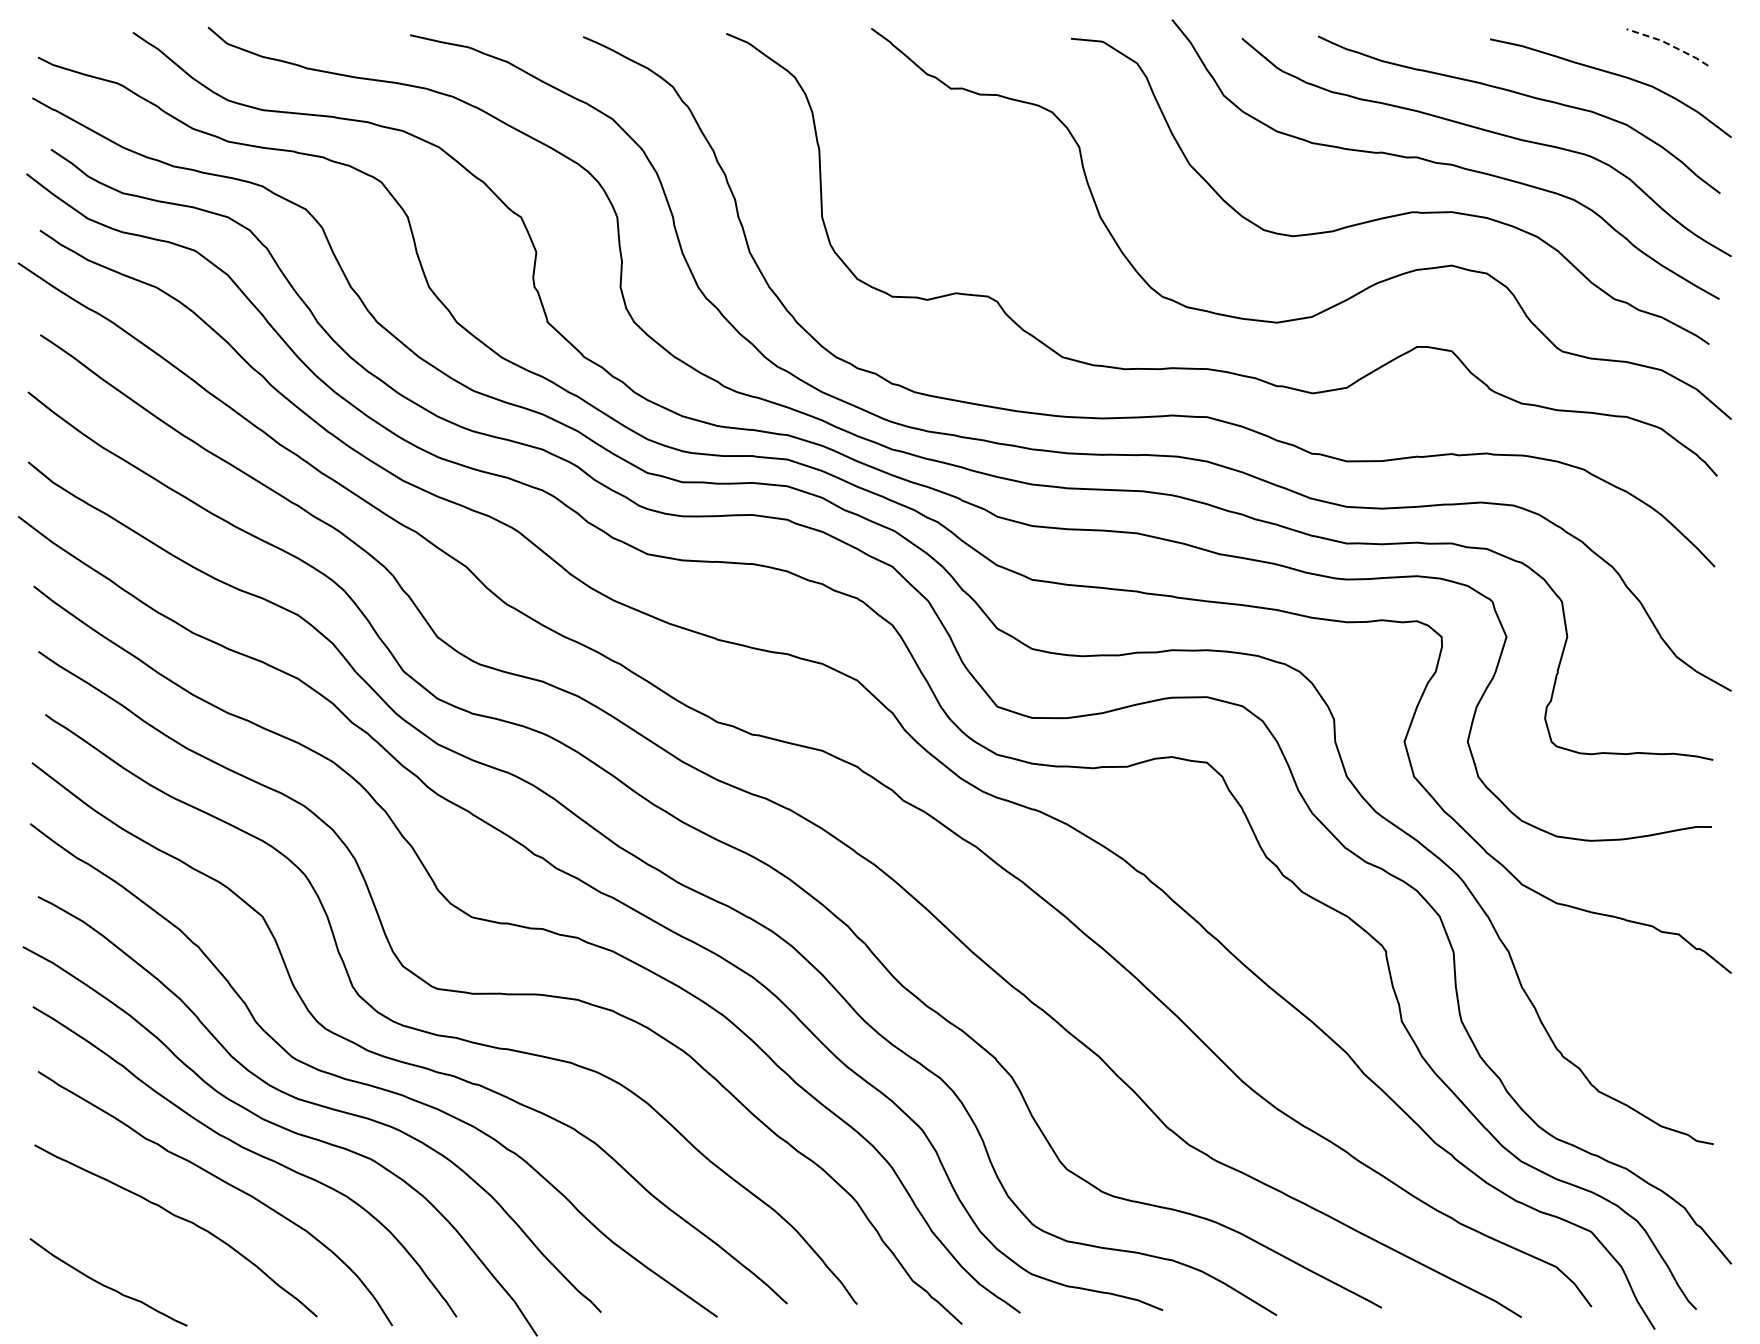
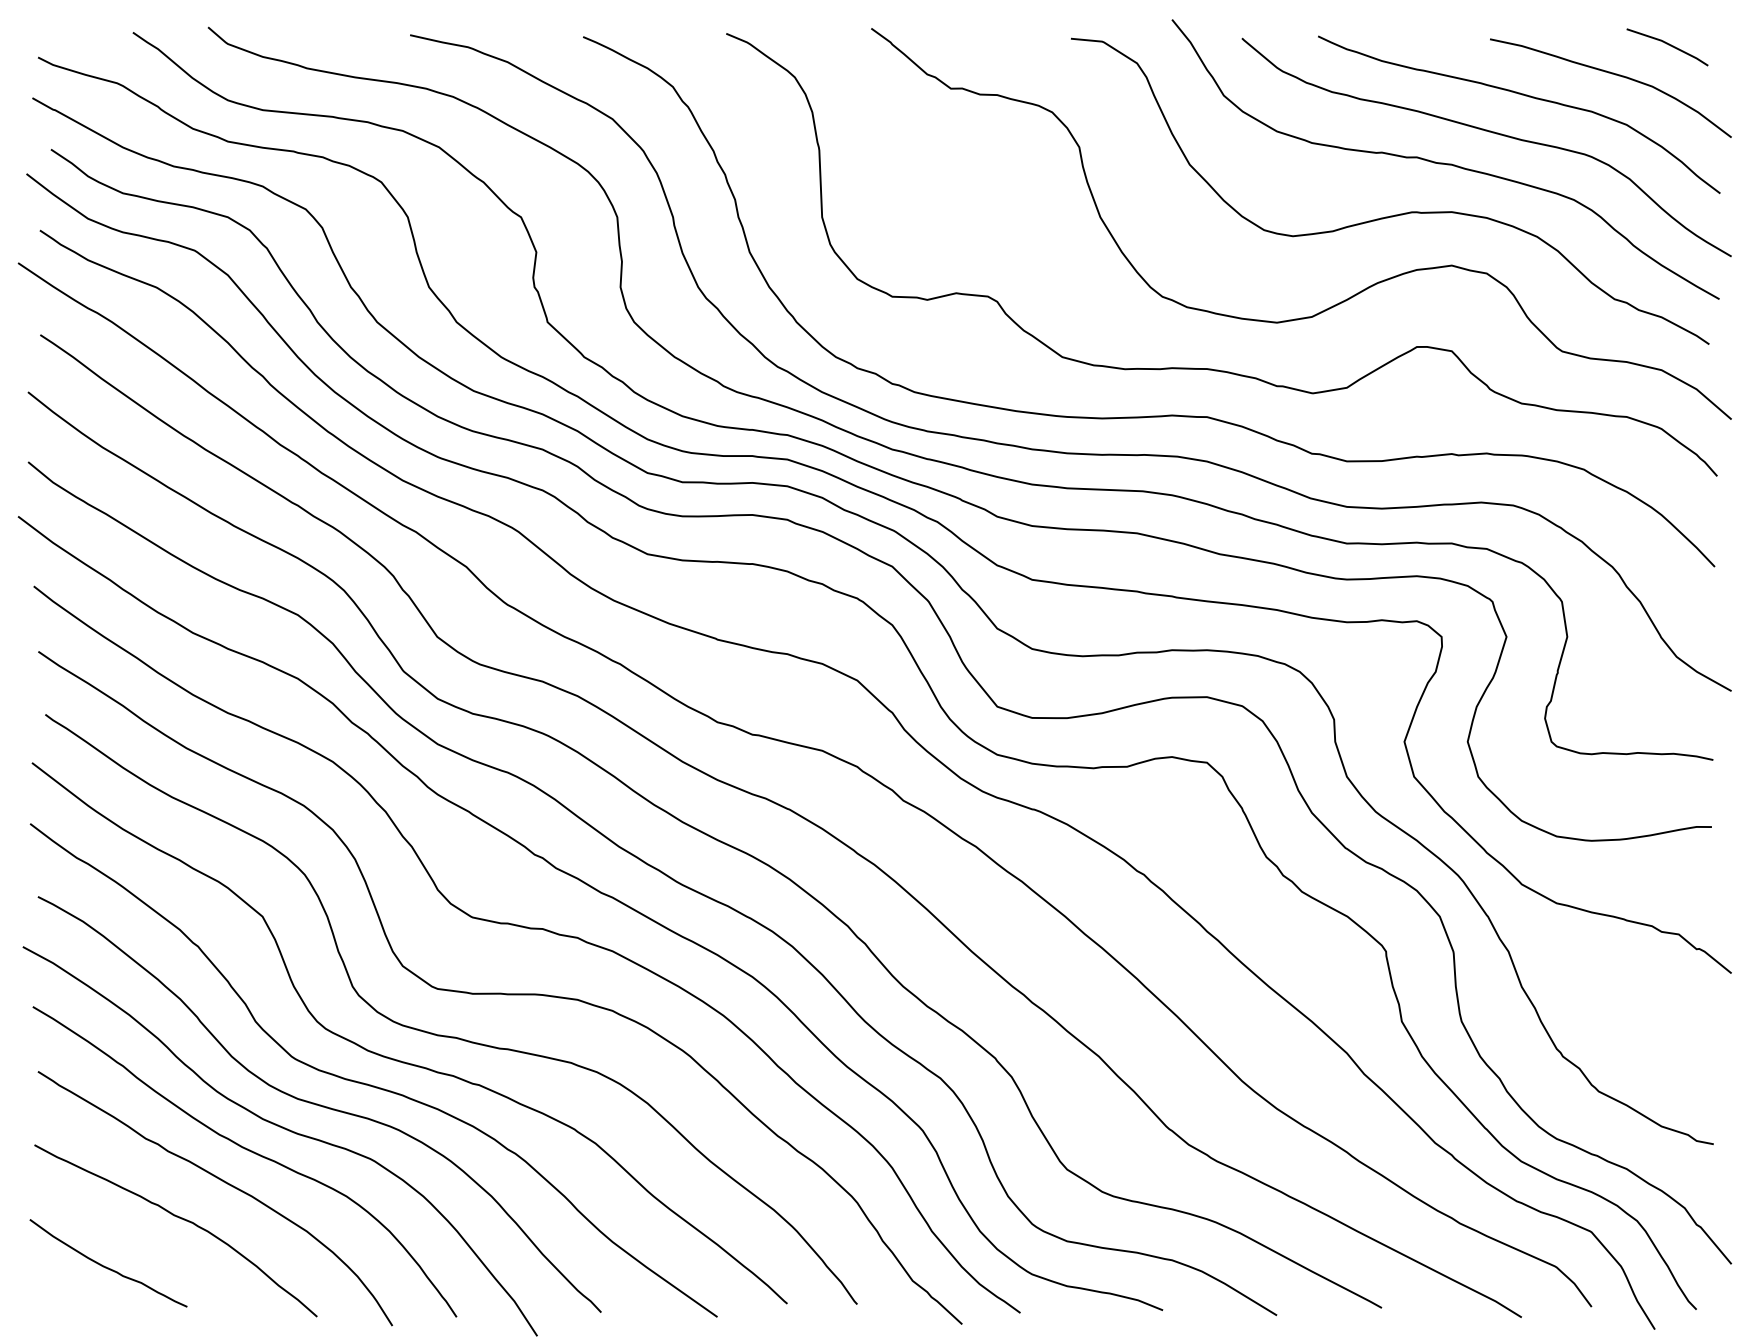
line: dashed -> solid (1668, 44)
curve position: (106, 1285) -> (106, 1266) (106, 1266)
